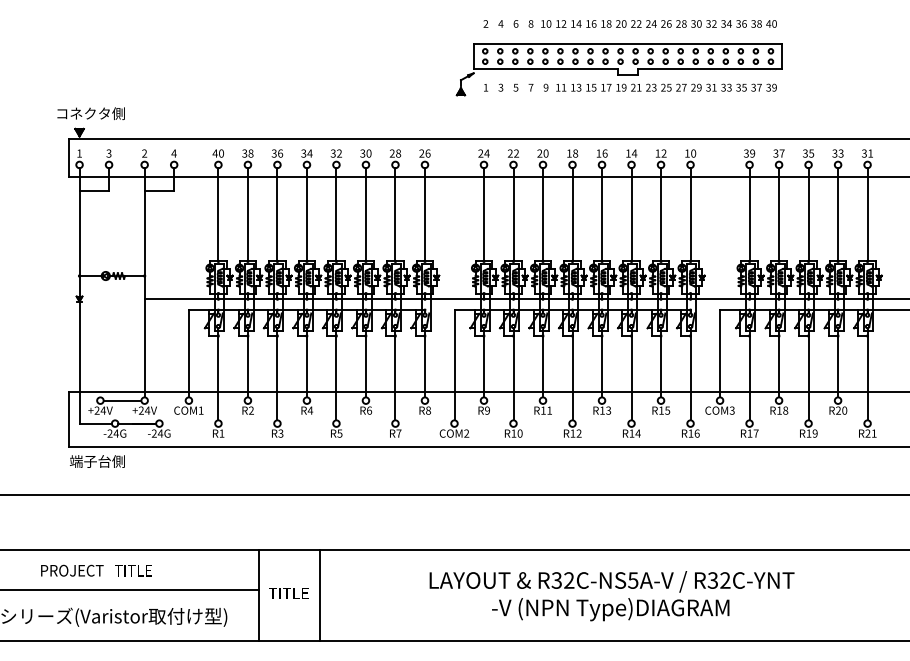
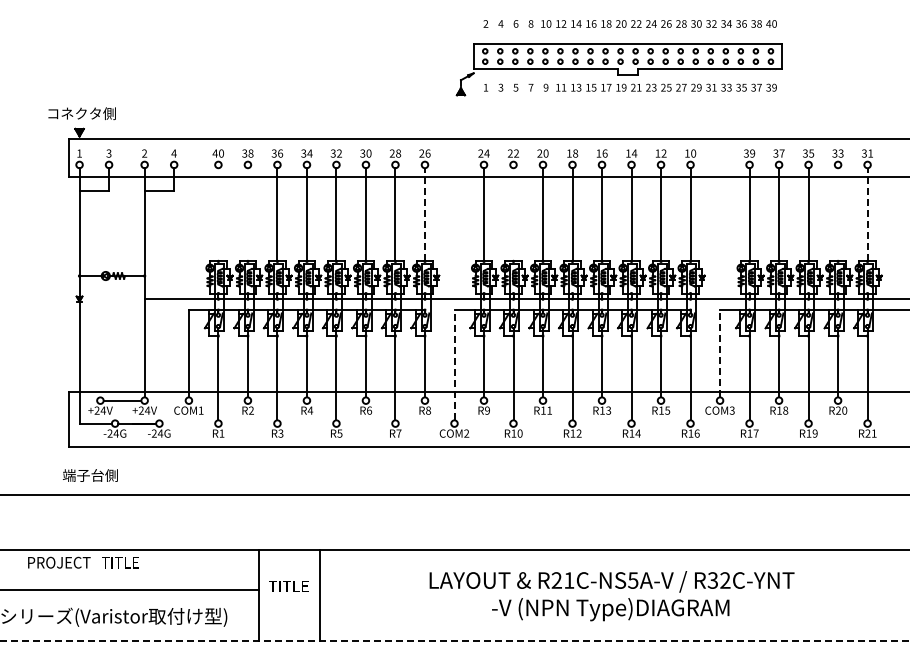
text position: (90, 113) -> (81, 113) (81, 113)
line: present -> none (218, 214)
line: present -> none (247, 214)
line: solid -> dashed (424, 214)
line: present -> none (513, 214)
line: present -> none (838, 214)
line: solid -> dashed (867, 214)
line: solid -> dashed (720, 353)
line: solid -> dashed (454, 364)
text position: (97, 461) -> (90, 475) (90, 475)
text position: (96, 570) -> (83, 562) (83, 562)
text: R32C-NS5A-V -> R21C-NS5A-V (562, 580)
text position: (288, 593) -> (288, 586) (288, 586)
line: solid -> dashed (455, 641)
